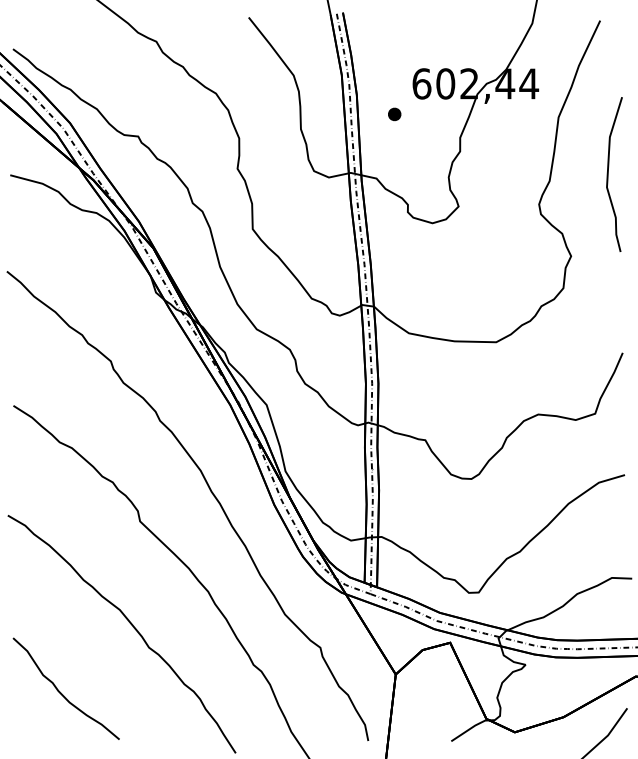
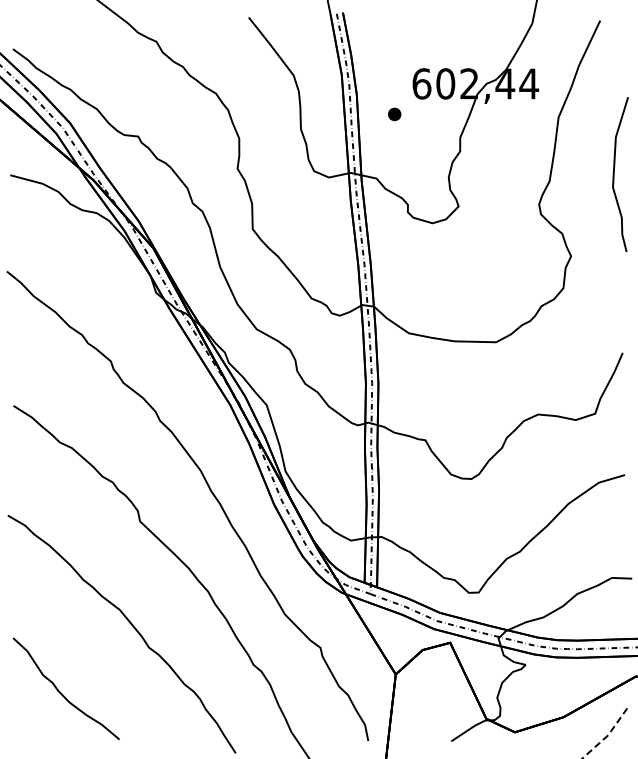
curve position: (608, 174) -> (614, 174) (614, 174)
line: solid -> dashed (608, 735)
